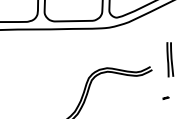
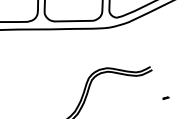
part: present -> none (170, 59)
